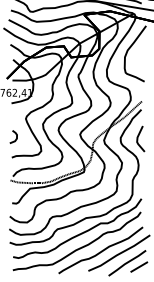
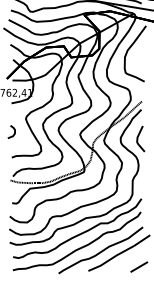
curve position: (15, 134) -> (13, 129) (13, 129)
line: present -> none (127, 263)
